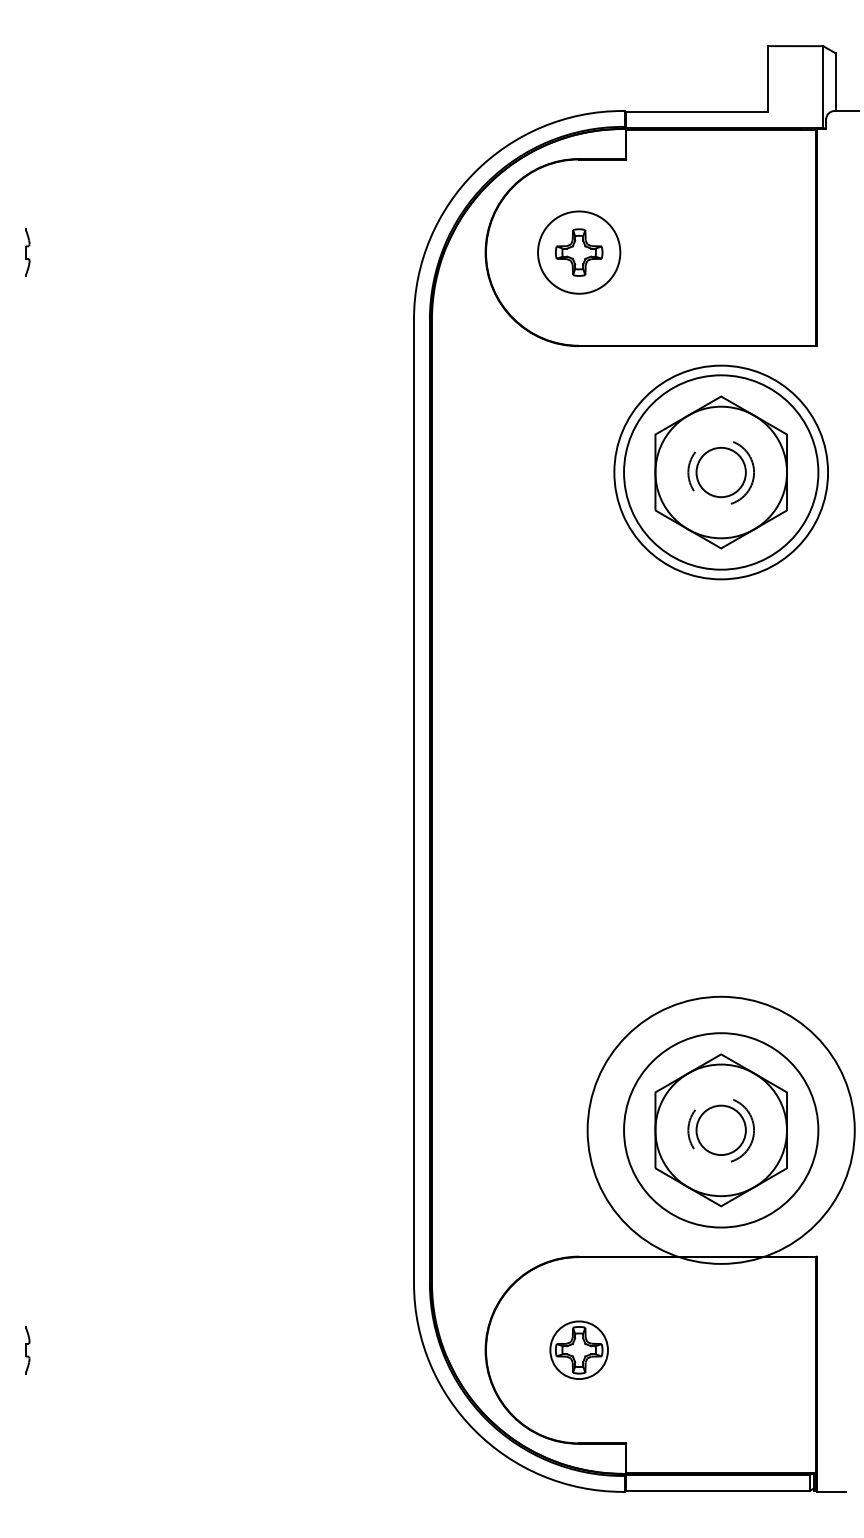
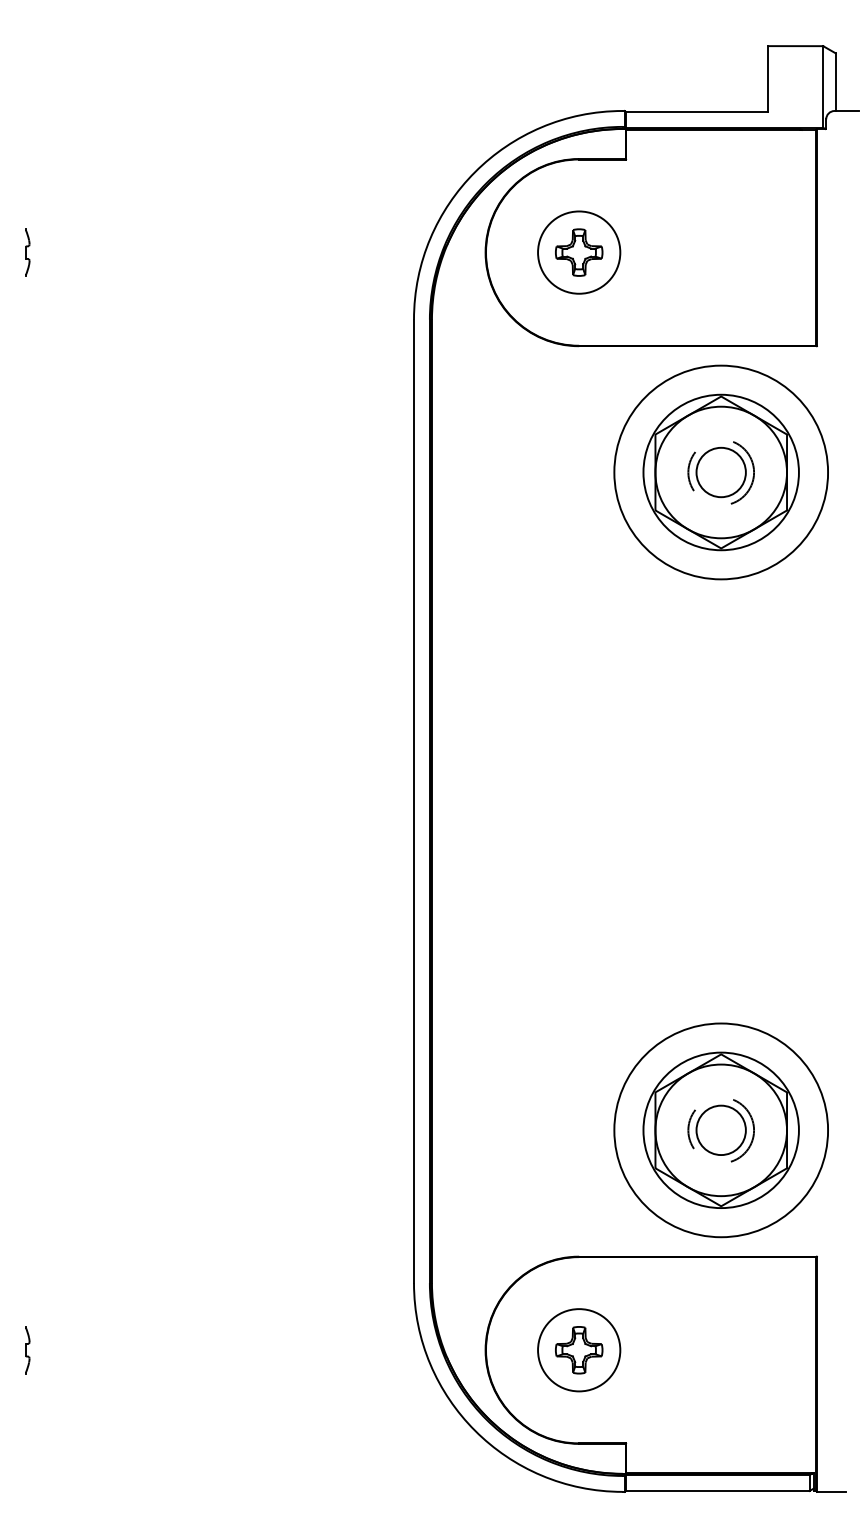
circle diameter: 194 px -> 155 px (720, 472)
circle diameter: 267 px -> 214 px (721, 1130)
circle diameter: 194 px -> 155 px (720, 1130)
circle diameter: 58 px -> 82 px (579, 1350)
